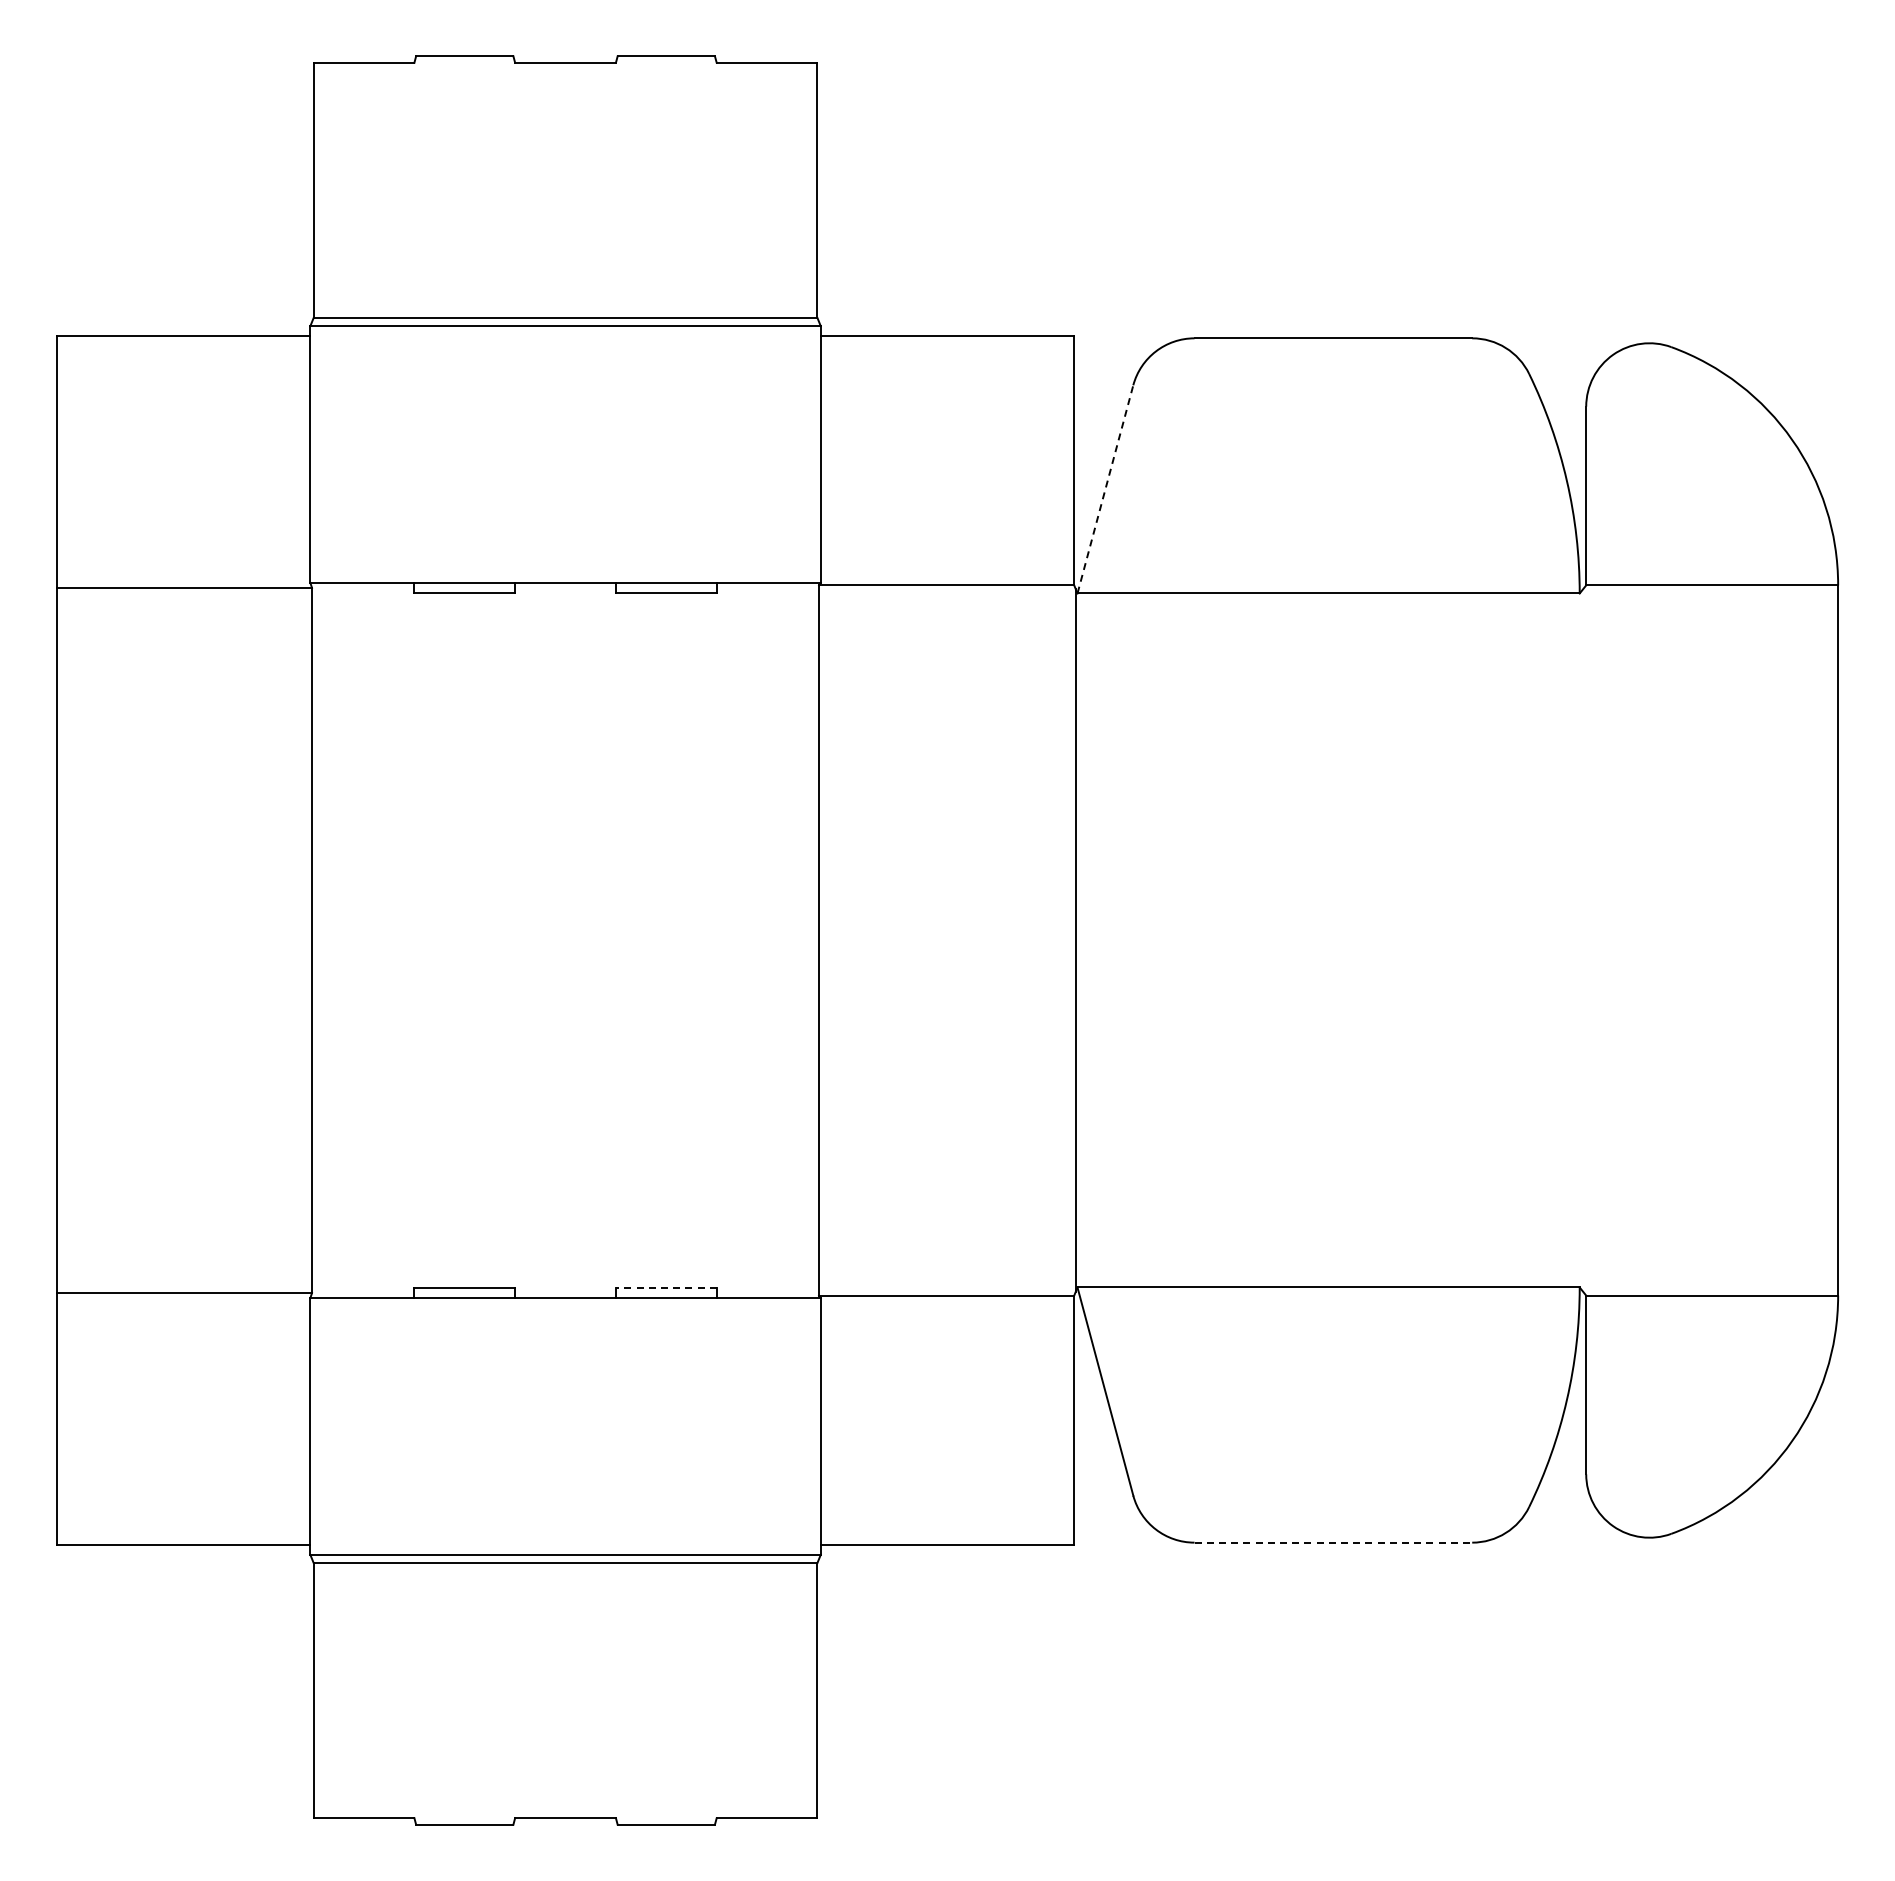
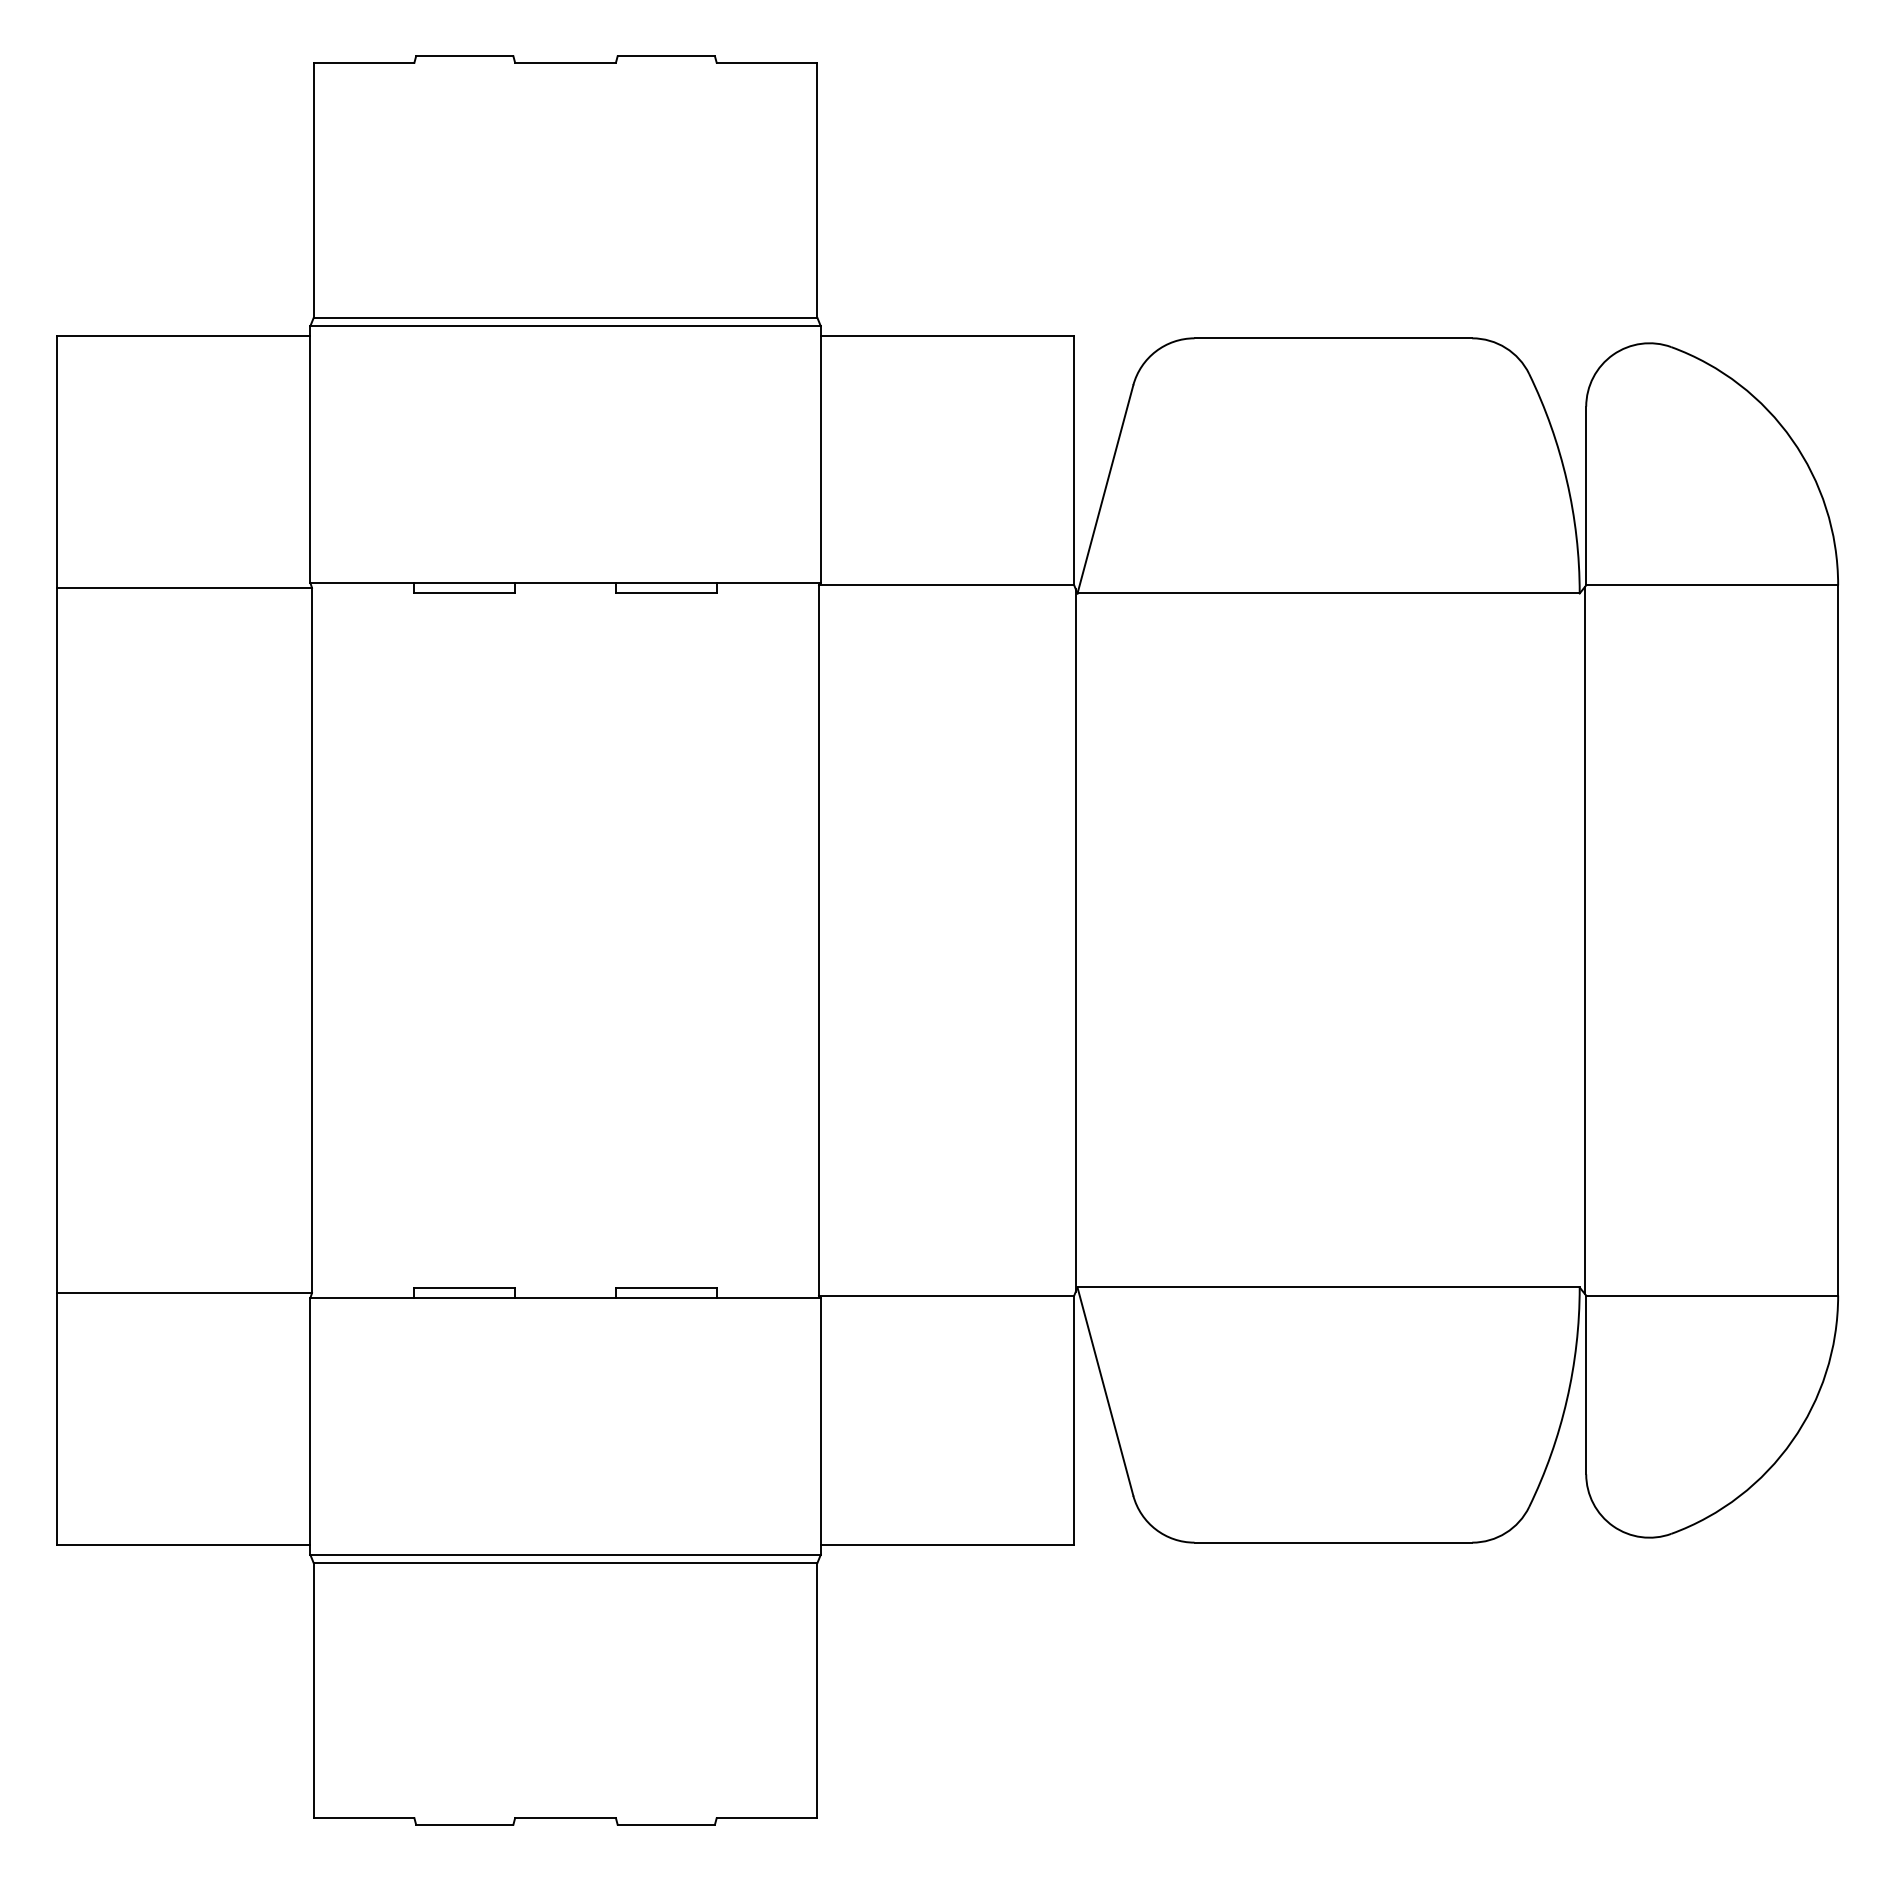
line: dashed -> solid (1105, 489)
line: none -> present (1584, 940)
line: dashed -> solid (665, 1288)
line: dashed -> solid (1333, 1542)
